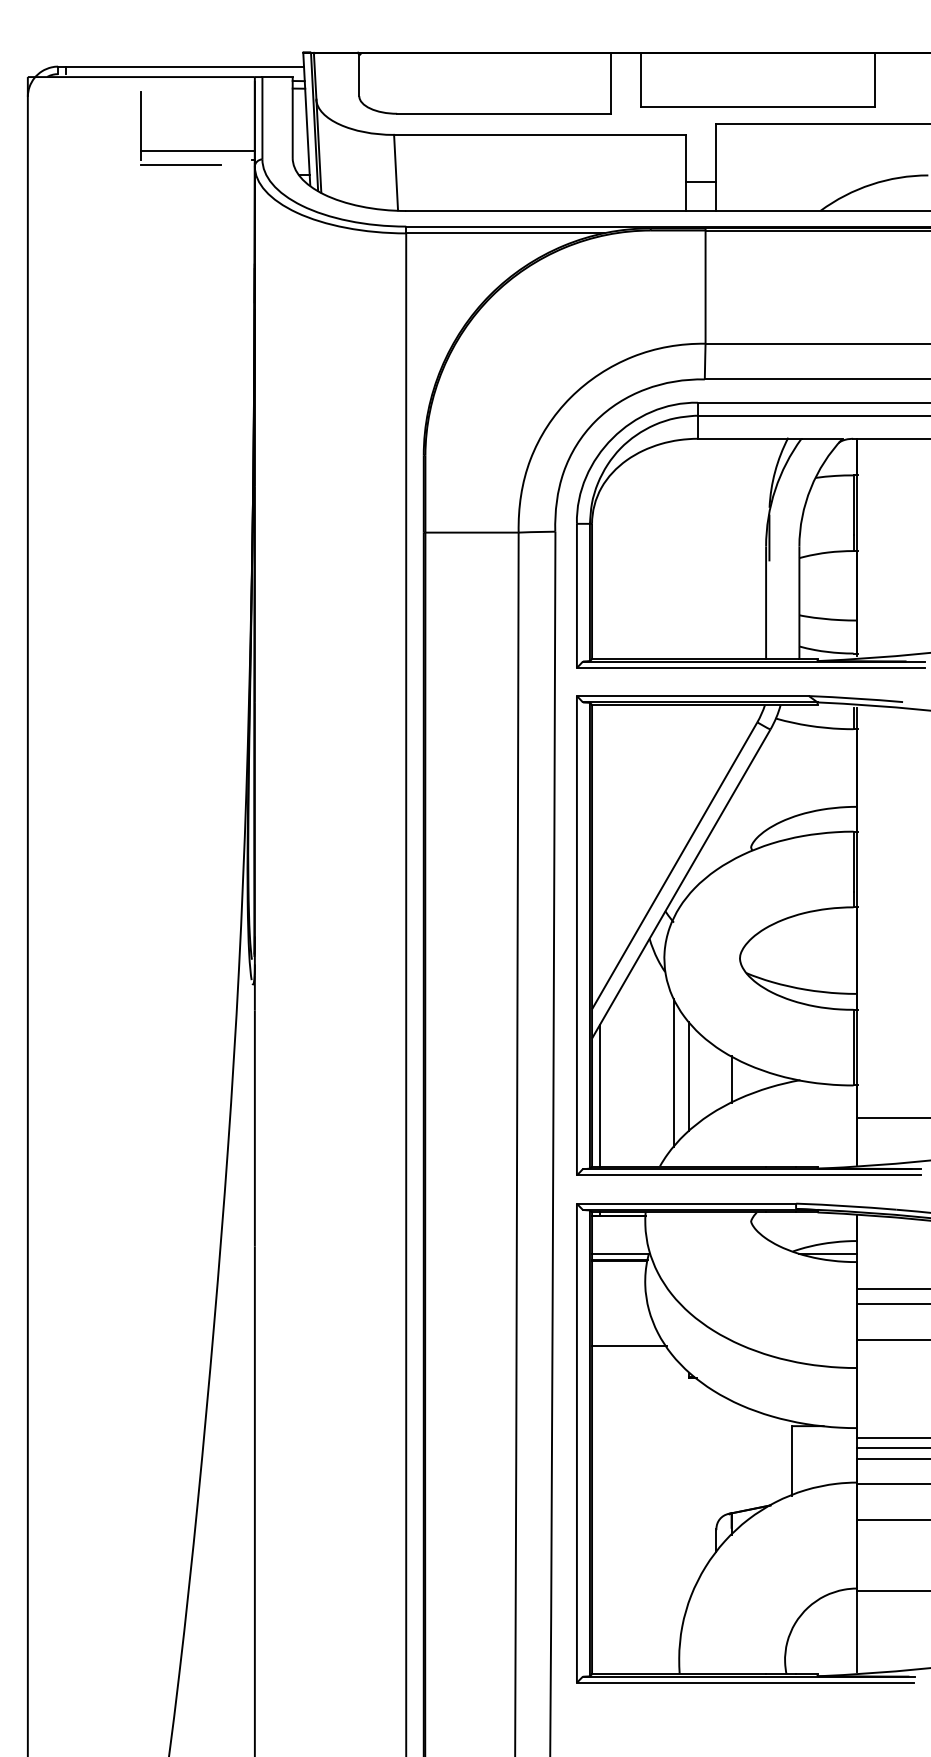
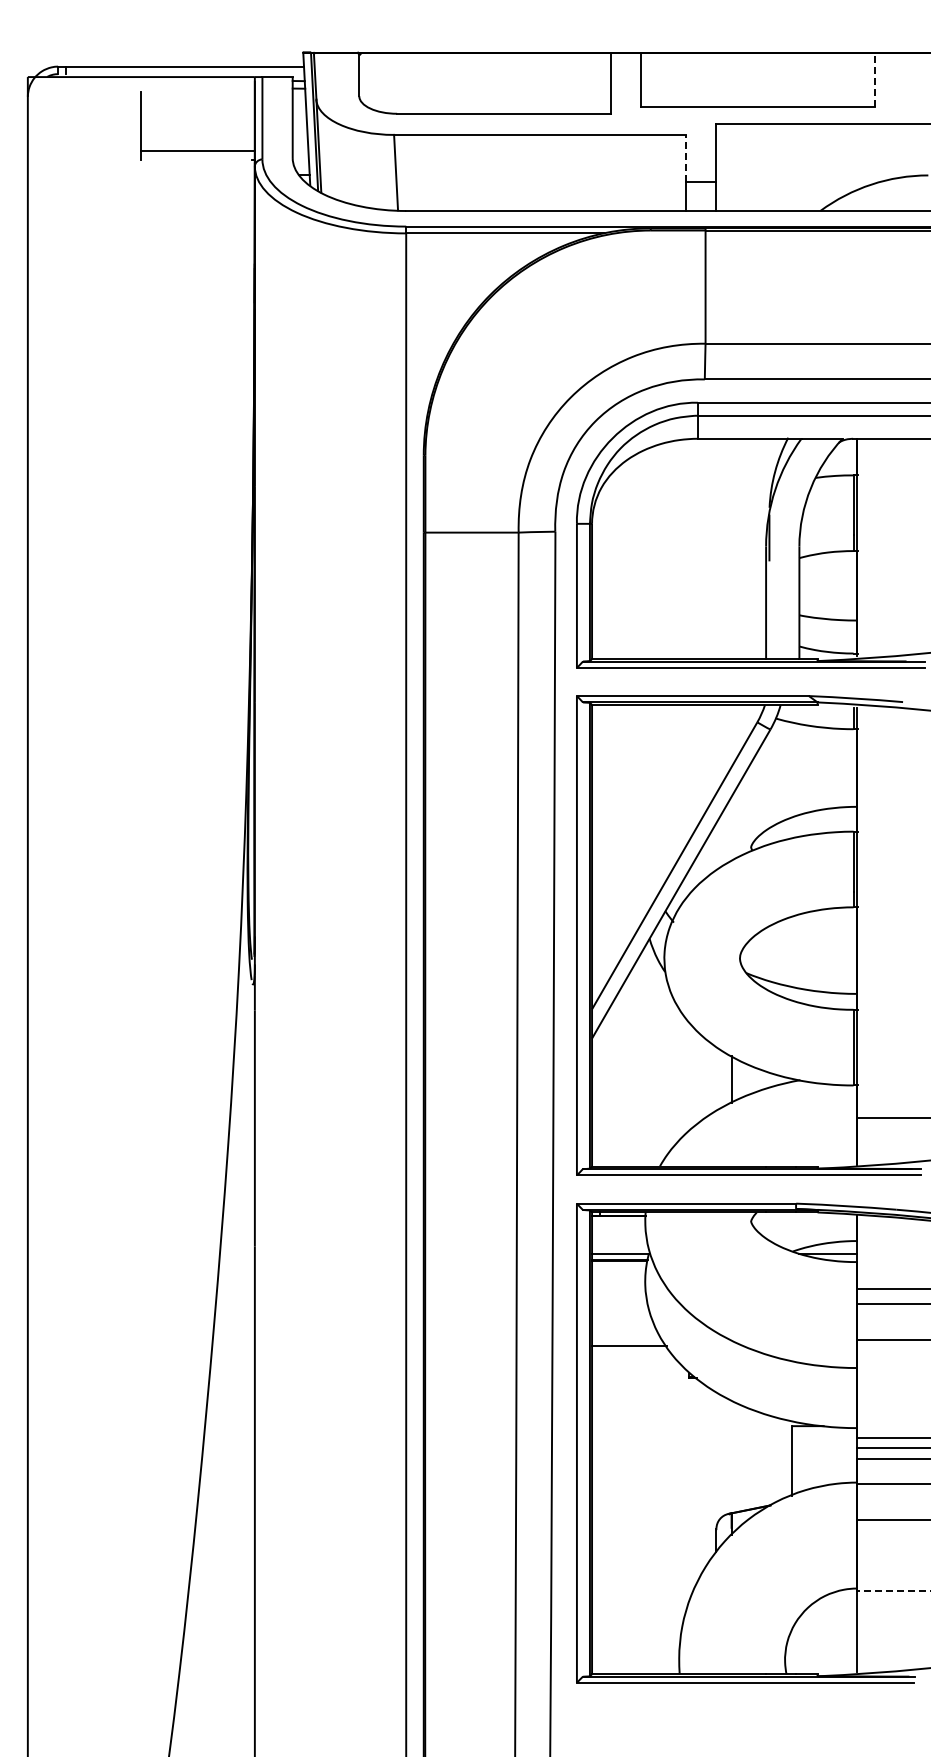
line: solid -> dashed (875, 79)
line: solid -> dashed (686, 157)
line: present -> none (180, 165)
line: present -> none (674, 1072)
line: present -> none (689, 1076)
line: present -> none (599, 1095)
line: solid -> dashed (893, 1590)
